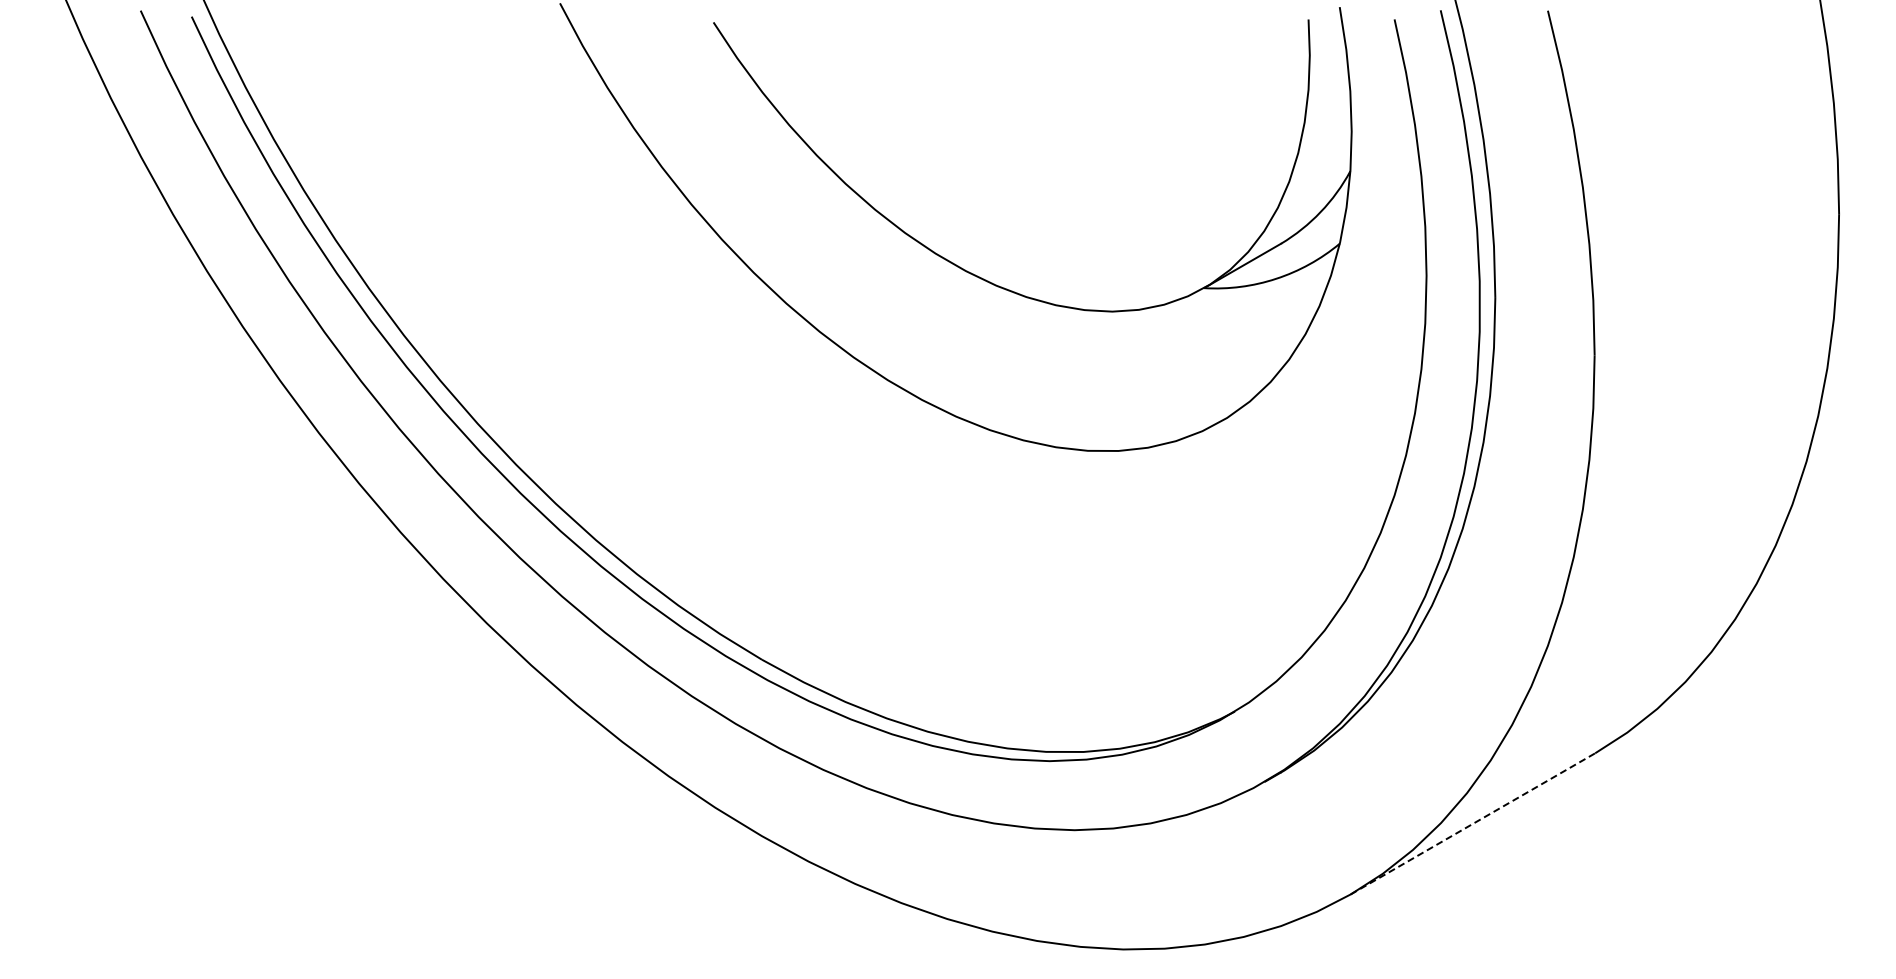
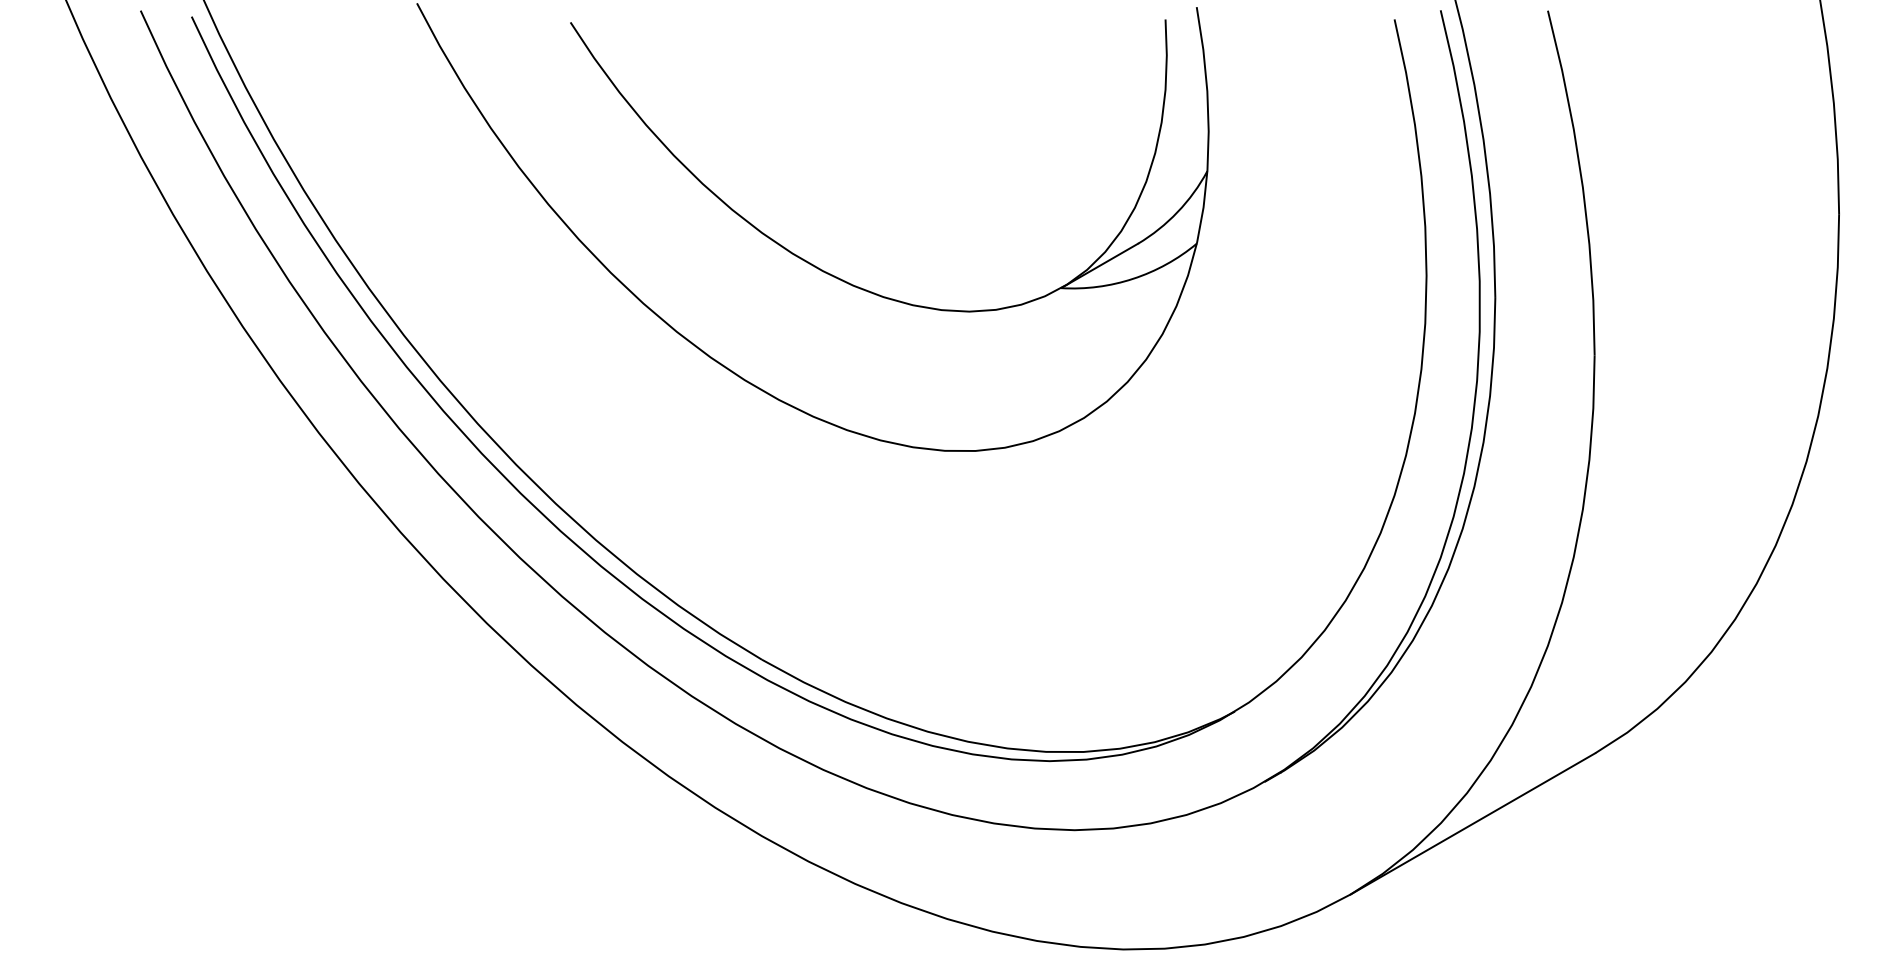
part position: (941, 255) -> (798, 255) (798, 255)
line: dashed -> solid (1473, 823)
